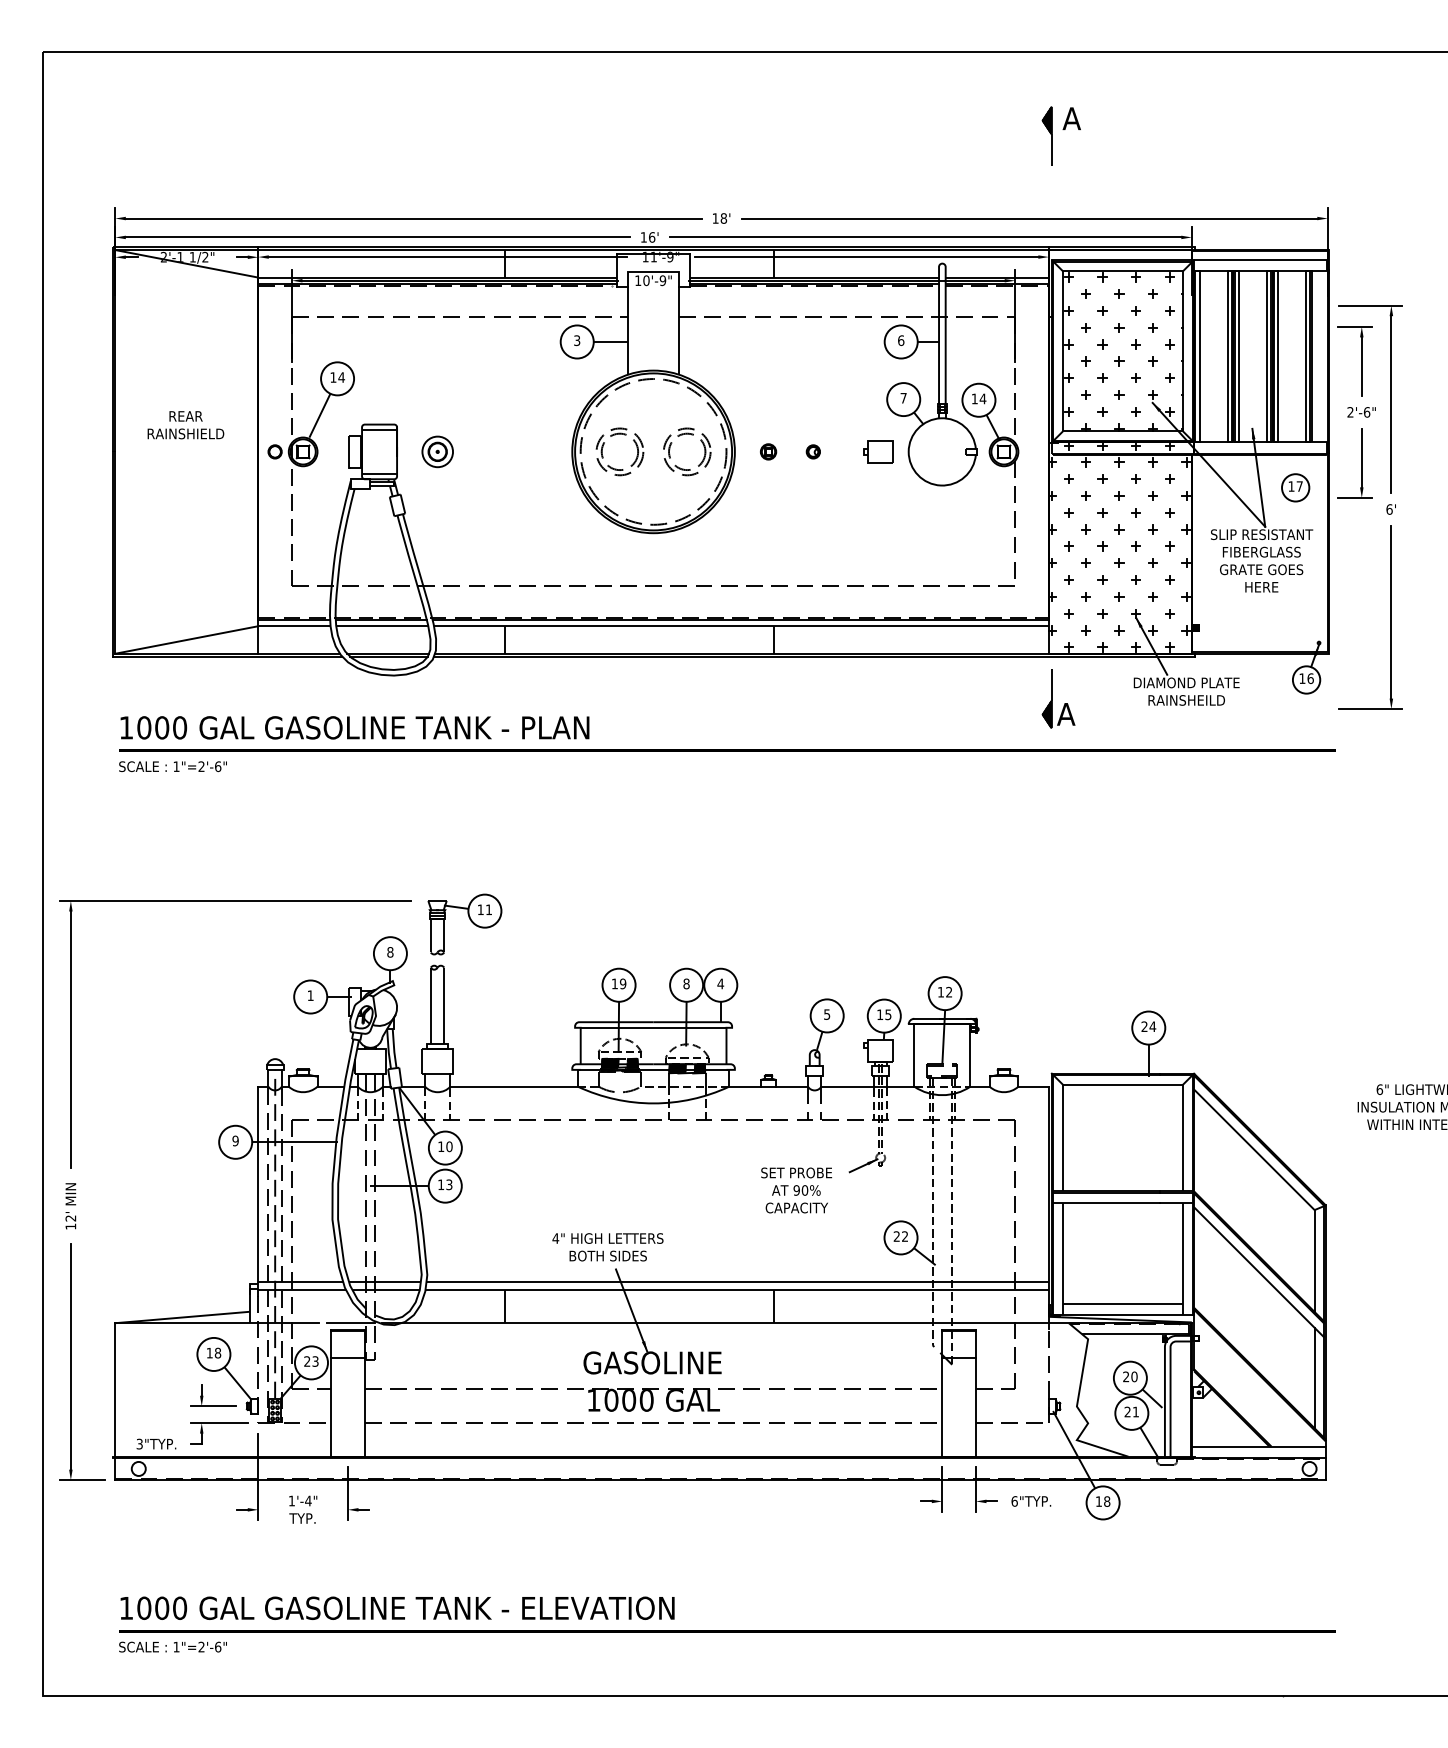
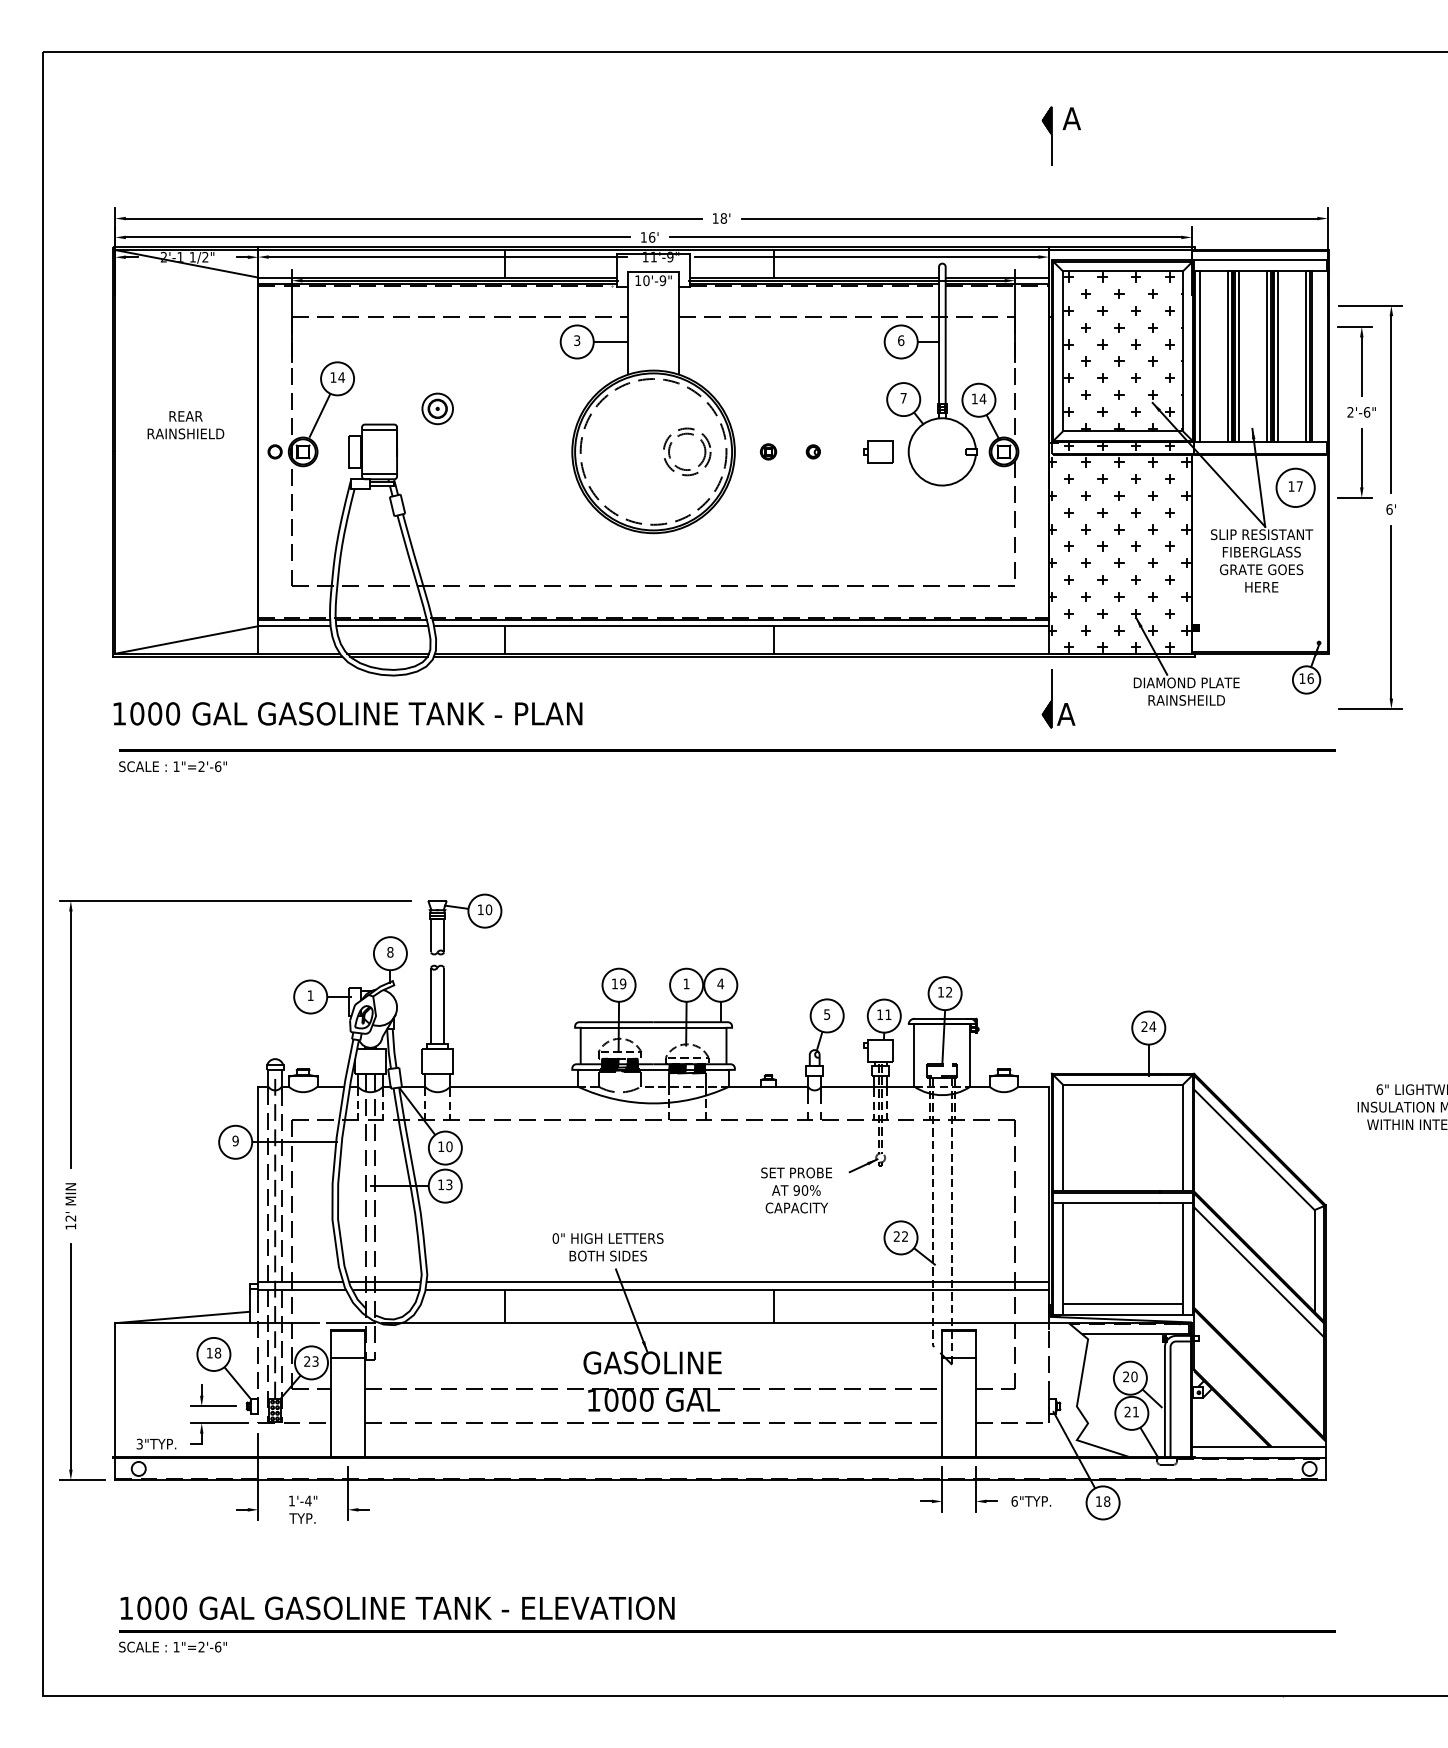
part: present -> none (615, 435)
part position: (437, 451) -> (437, 408) (437, 408)
circle diameter: 27 px -> 38 px (1295, 487)
text position: (354, 727) -> (347, 713) (347, 713)
text: 11 -> 10 (488, 909)
text: 8 -> 1 (686, 983)
text: 15 -> 11 (888, 1014)
text: 4" -> 0" (555, 1238)
line: present -> none (1314, 1377)
